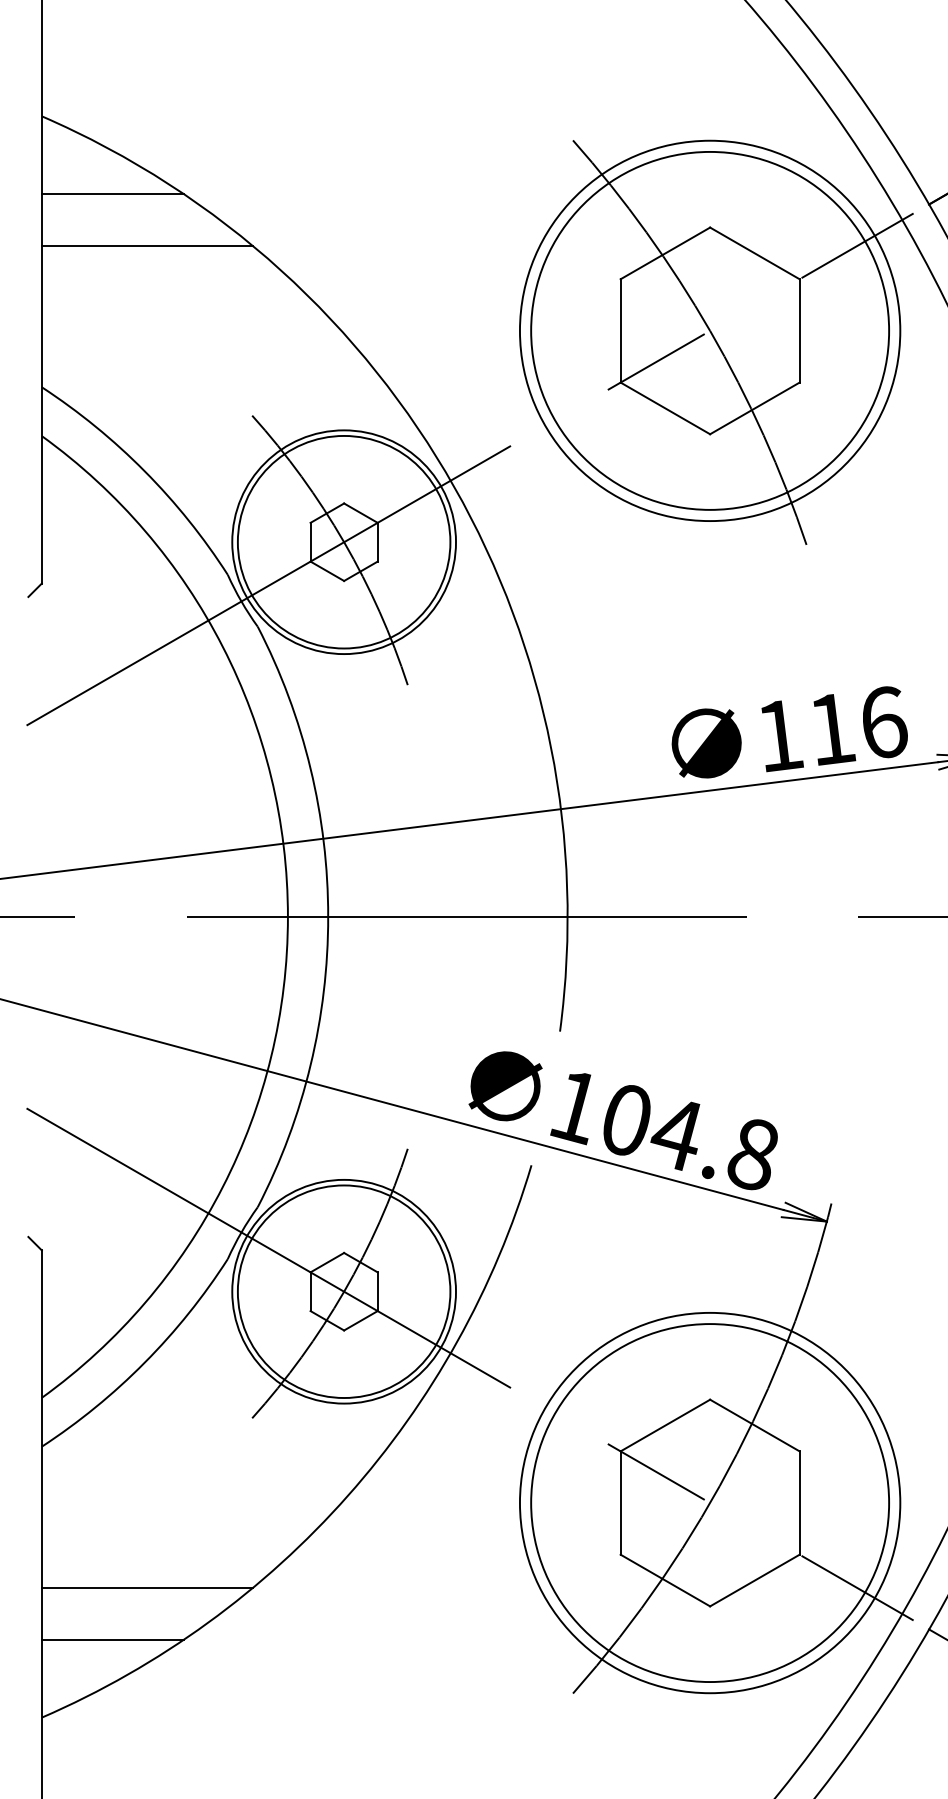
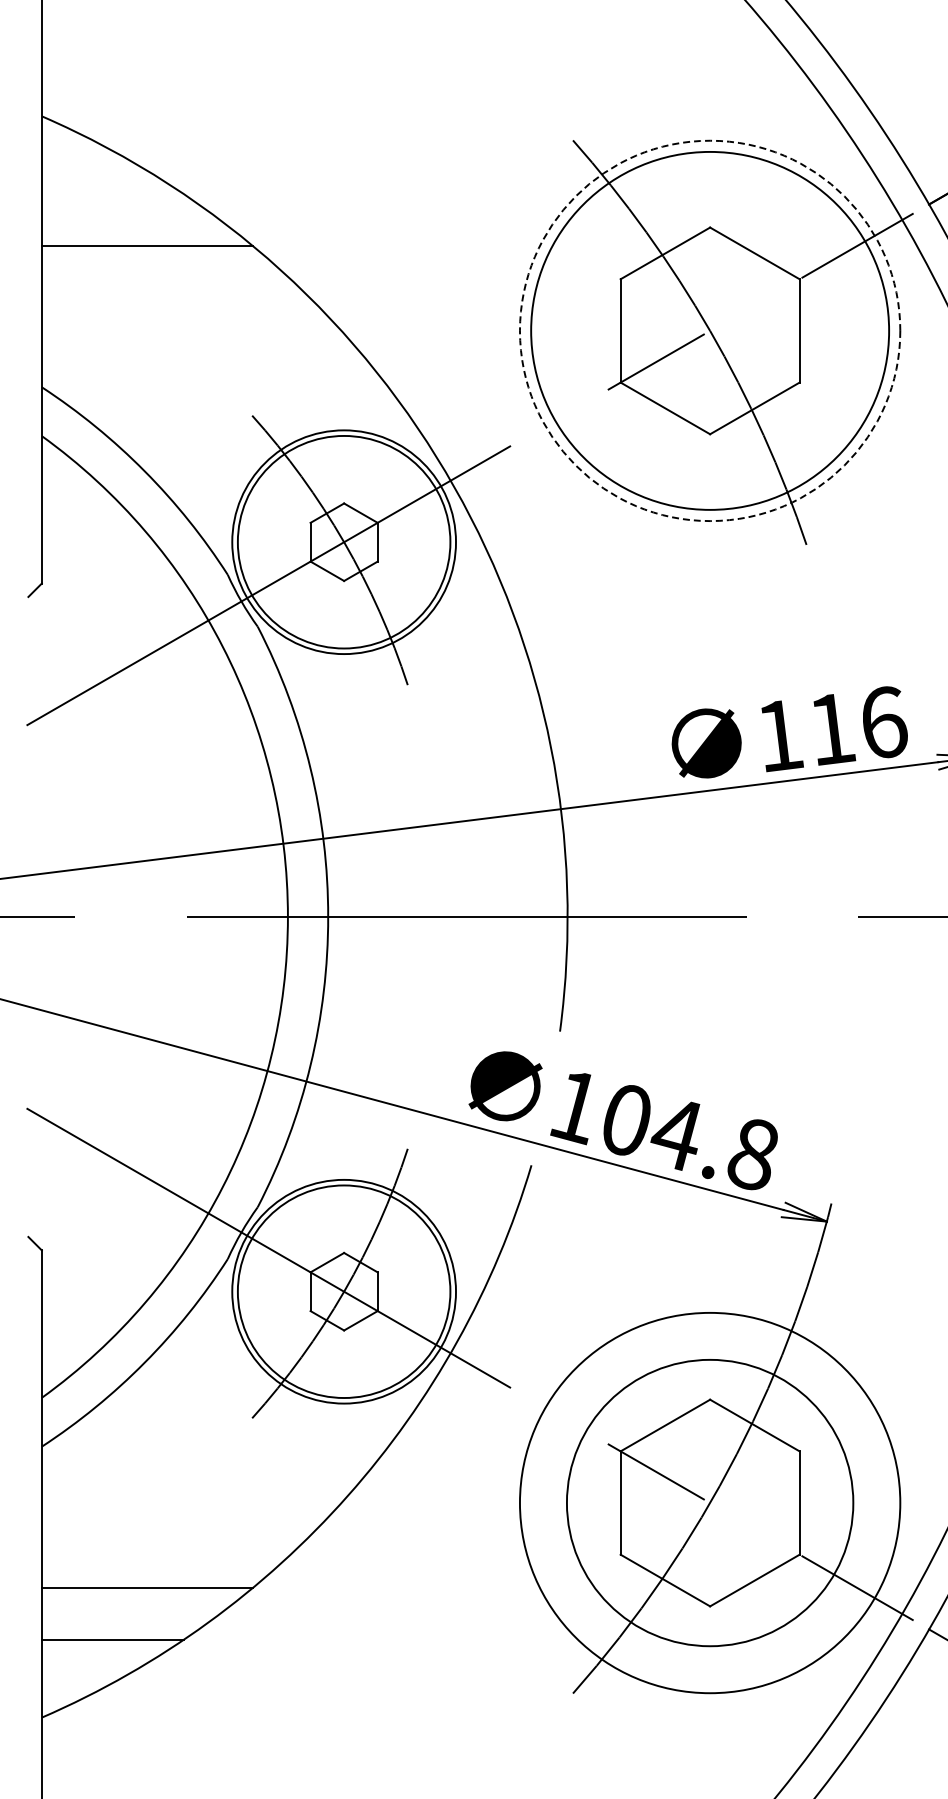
line: present -> none (112, 194)
circle: solid -> dashed (709, 330)
circle diameter: 358 px -> 286 px (709, 1502)
